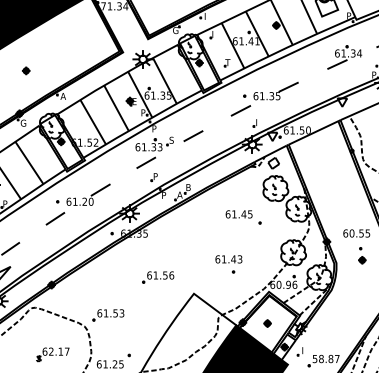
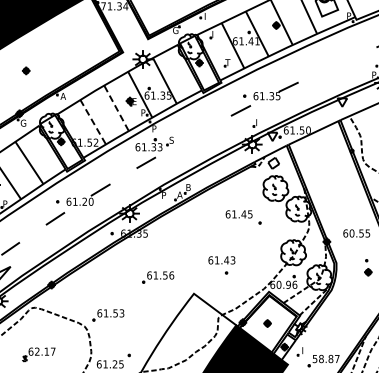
part: present -> none (344, 57)
line: solid -> dashed (116, 108)
line: solid -> dashed (93, 122)
line: present -> none (193, 136)
part: present -> none (153, 177)
part position: (362, 255) -> (368, 267) (368, 267)
part position: (228, 264) -> (221, 265) (221, 265)
part position: (52, 354) -> (38, 354) (38, 354)
